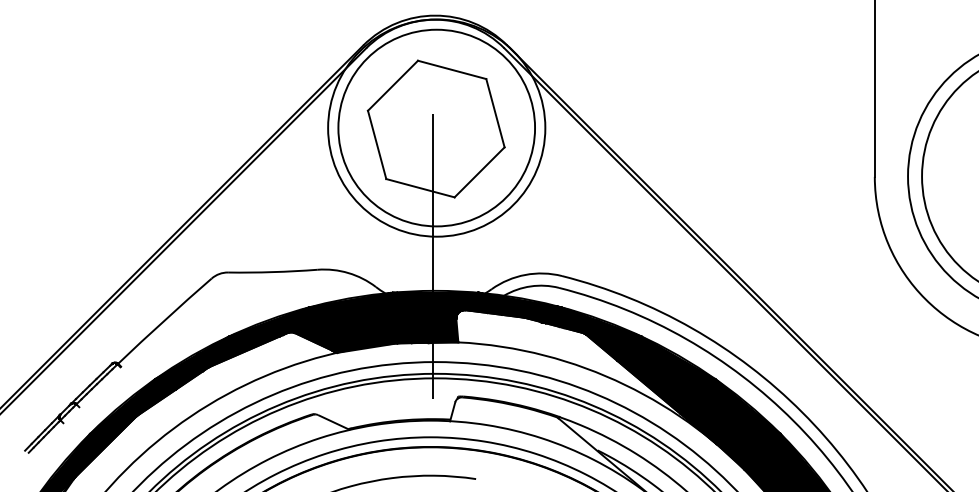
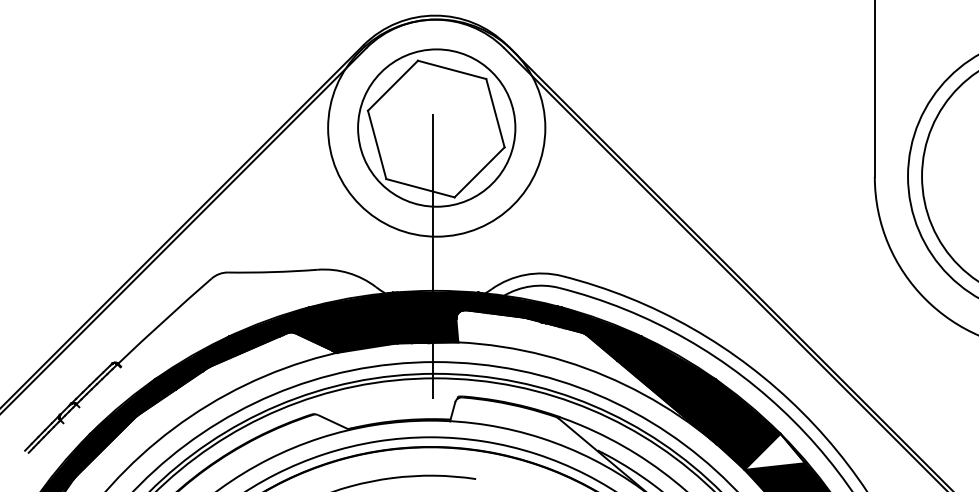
circle diameter: 197 px -> 157 px (436, 127)
fill: present -> none (774, 451)
